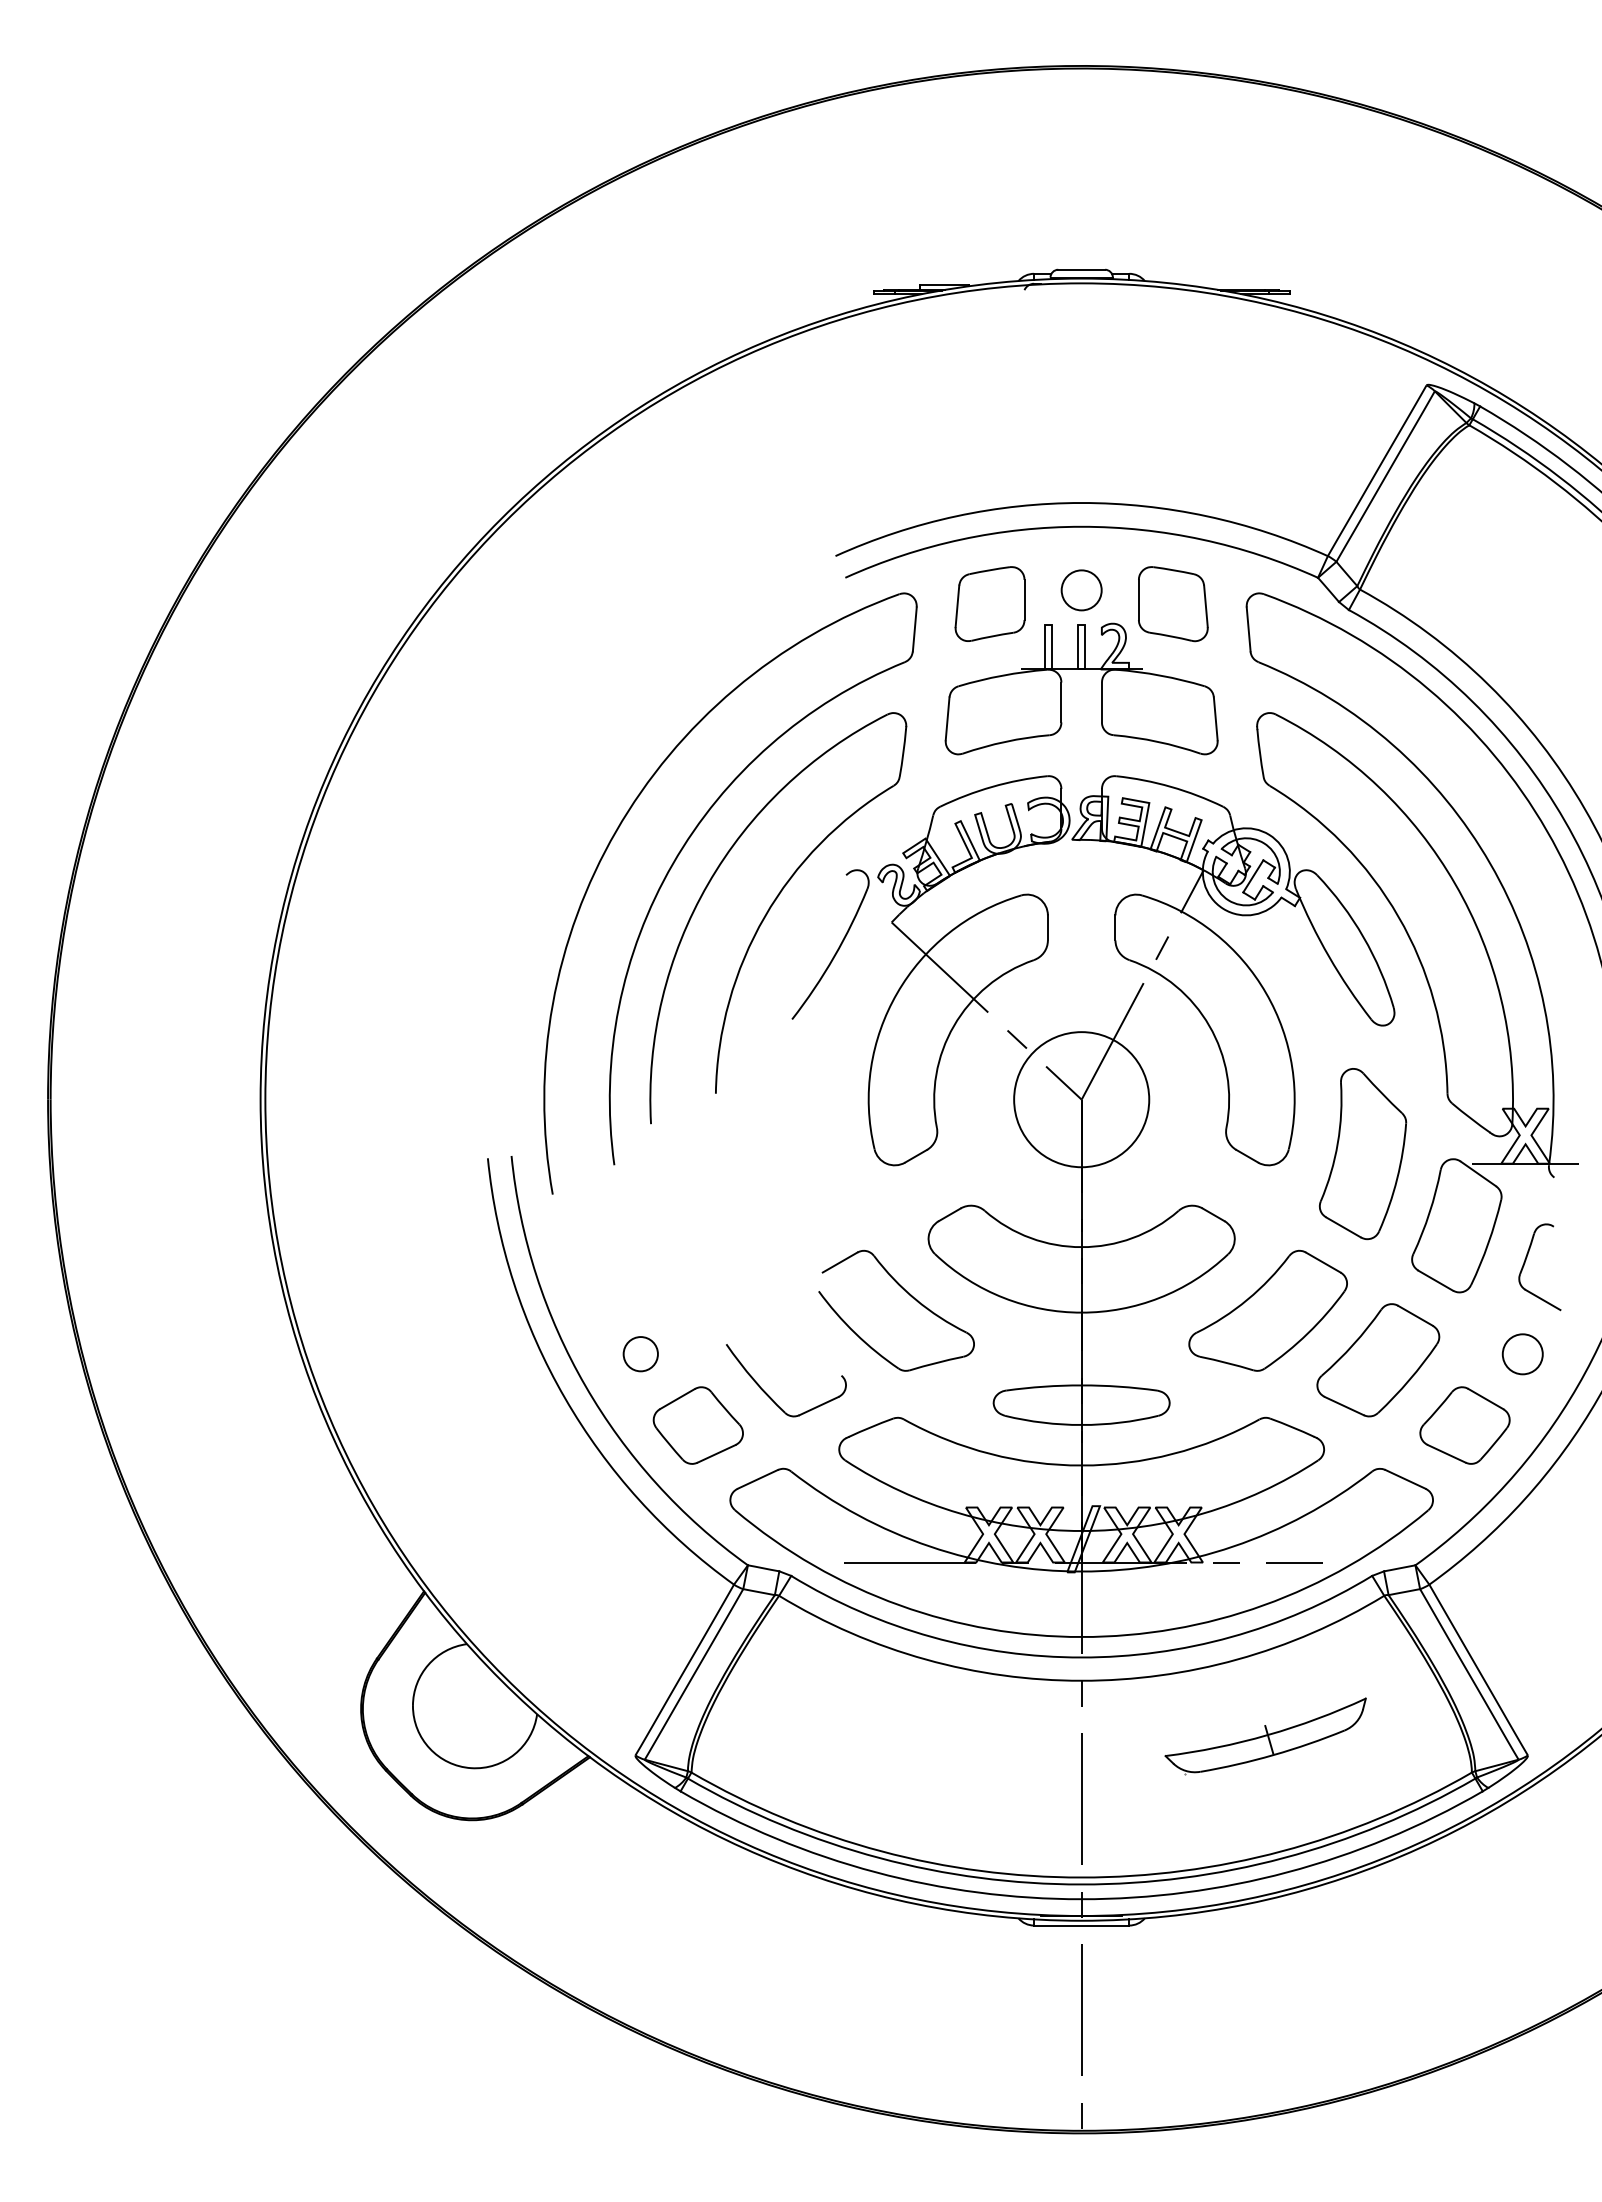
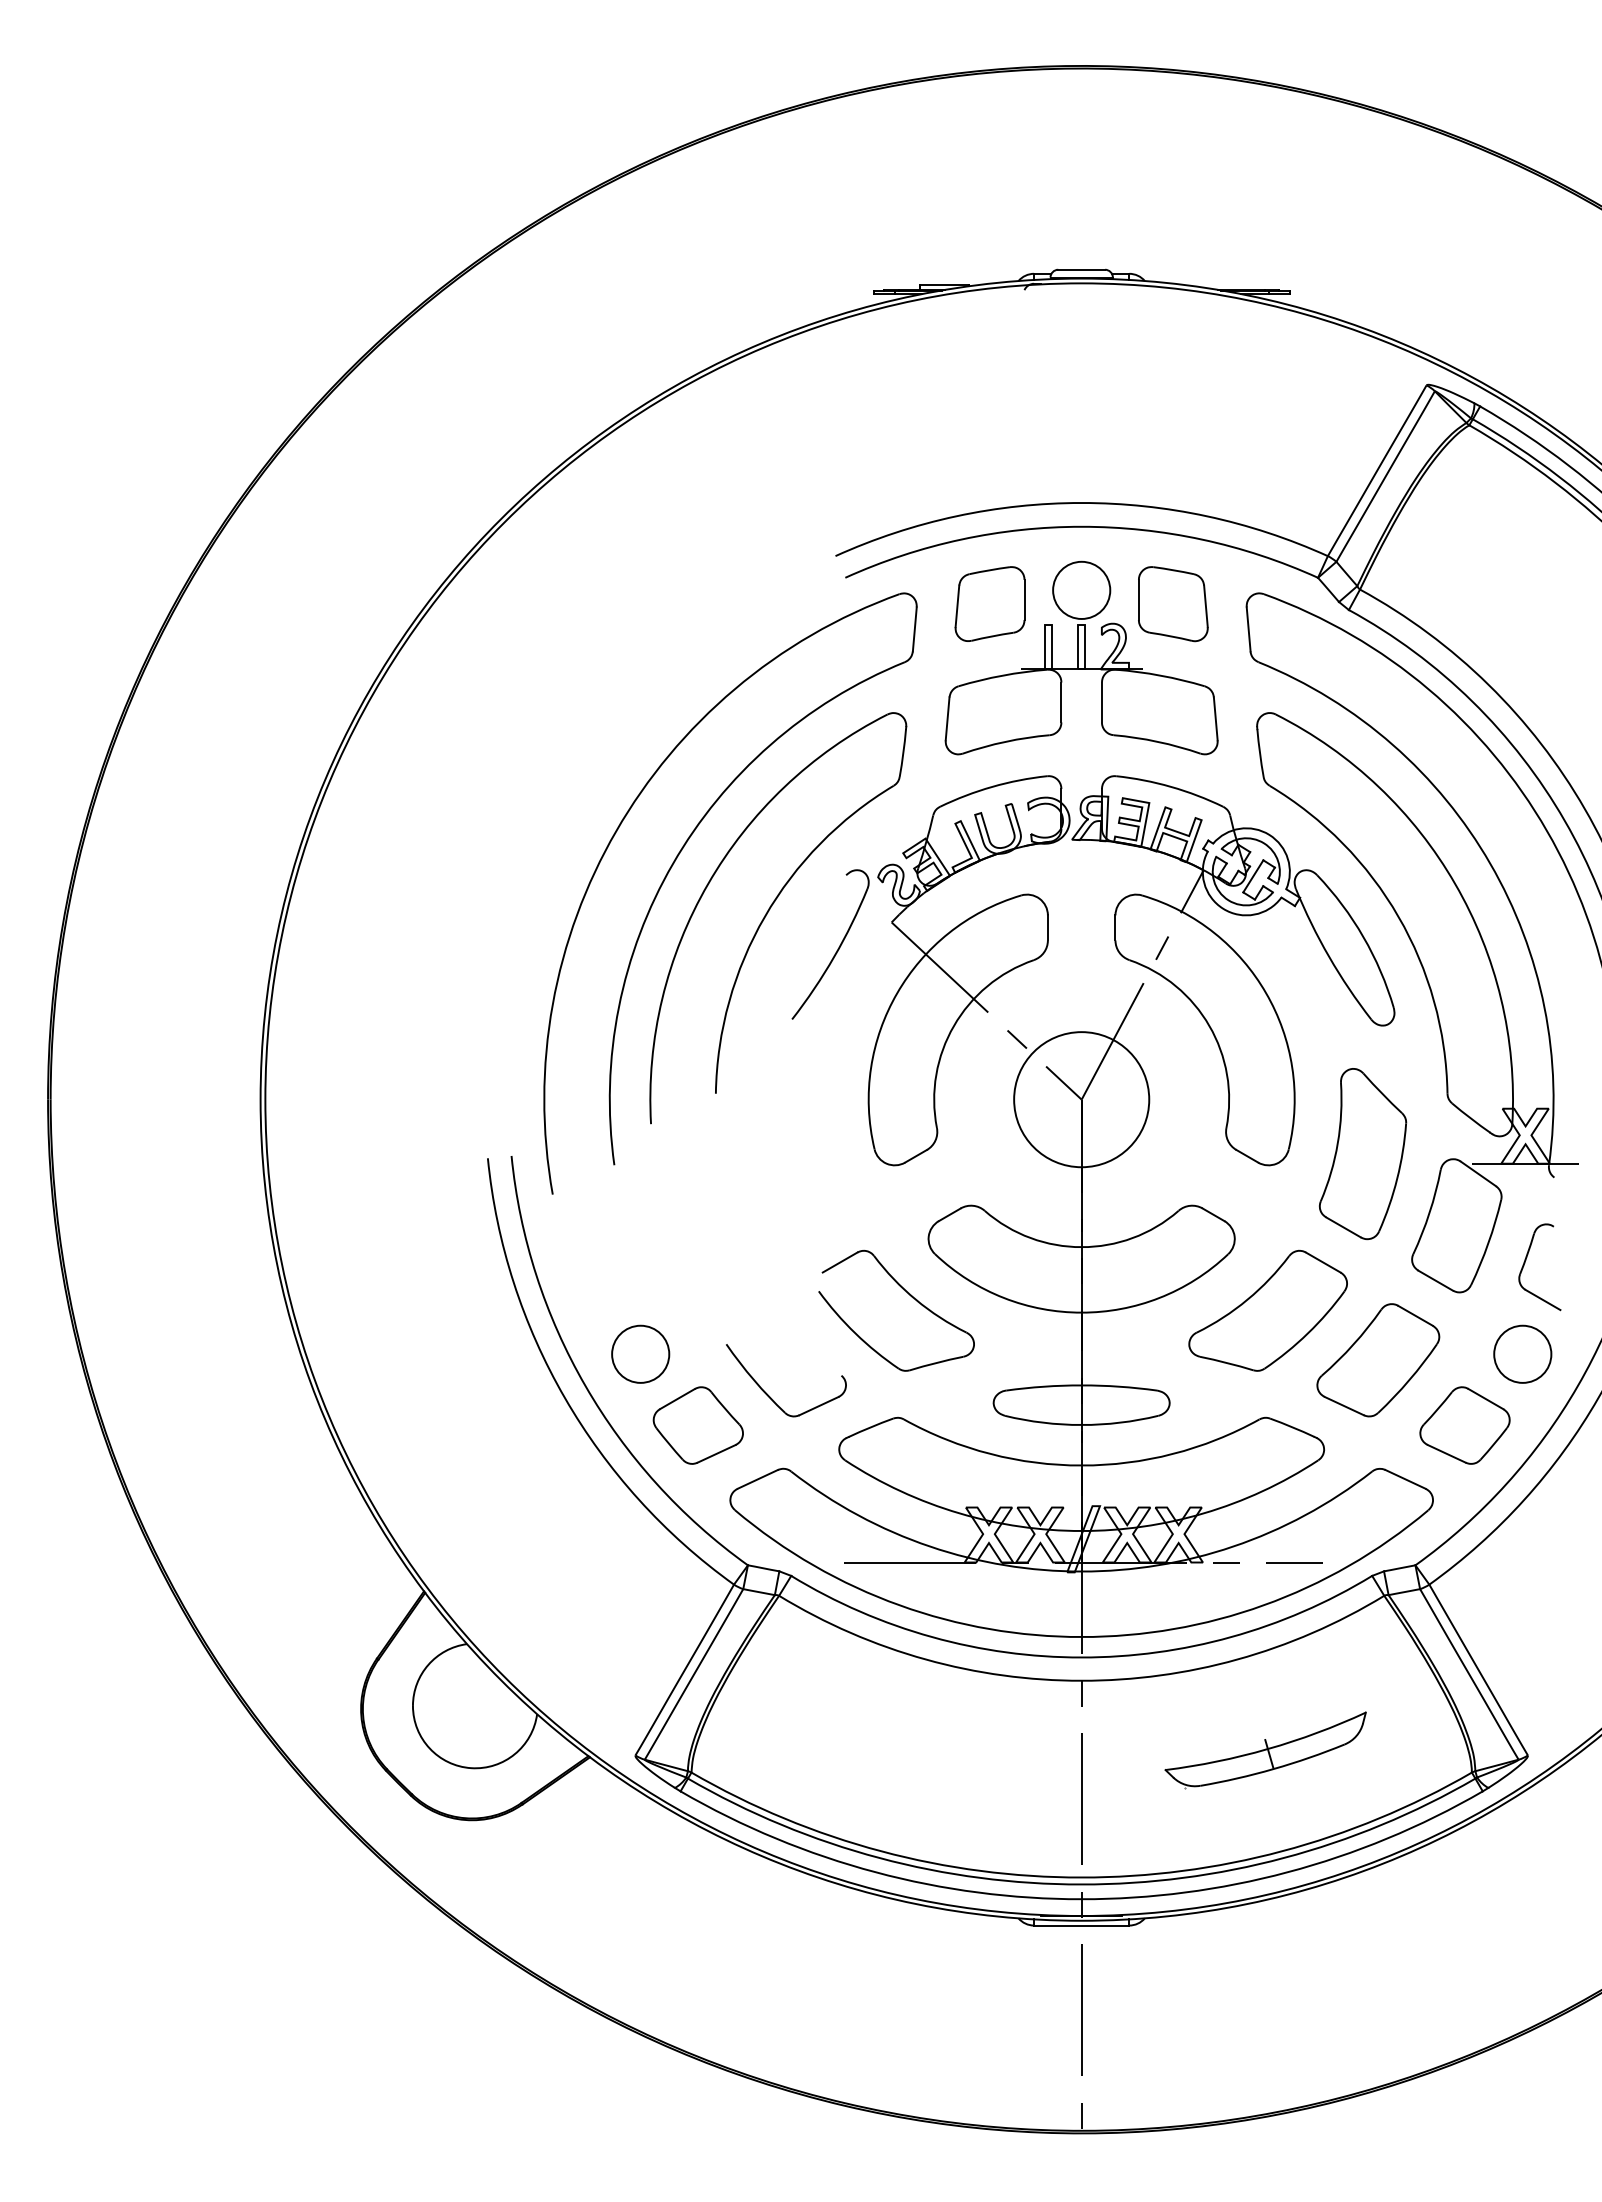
circle diameter: 40 px -> 57 px (1081, 589)
circle size: 37x37 px -> 60x60 px (640, 1353)
circle diameter: 40 px -> 57 px (1522, 1353)
part position: (1265, 1736) -> (1265, 1750) (1265, 1750)
